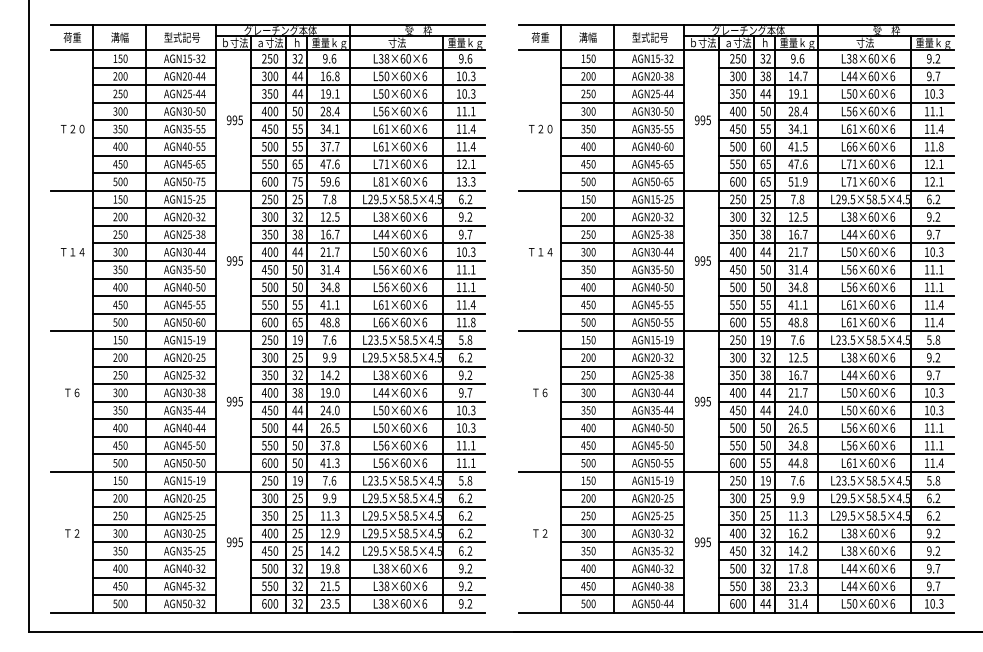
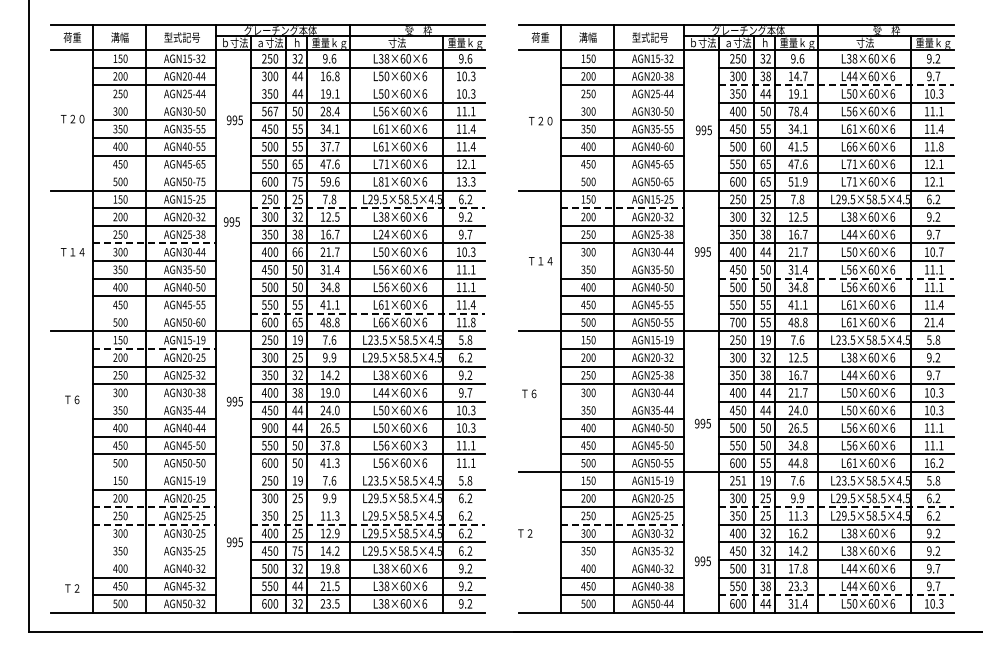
line: present -> none (368, 85)
line: solid -> dashed (836, 85)
line: present -> none (153, 102)
line: present -> none (621, 102)
text: 400 -> 567 (269, 111)
text: 28.4 -> 78.4 (790, 111)
text position: (702, 120) -> (703, 130) (703, 130)
text position: (72, 128) -> (72, 118) (72, 118)
text position: (540, 128) -> (540, 120) (540, 120)
line: present -> none (153, 173)
line: present -> none (621, 173)
line: solid -> dashed (368, 208)
line: solid -> dashed (622, 208)
text: L44×60×6 -> L24×60×6 (380, 234)
line: solid -> dashed (154, 243)
text: 44 -> 66 (297, 251)
text: 10.3 -> 10.7 (941, 251)
text position: (540, 252) -> (540, 261) (540, 261)
text position: (234, 260) -> (231, 221) (231, 221)
text position: (702, 260) -> (702, 251) (702, 251)
line: present -> none (621, 261)
line: solid -> dashed (836, 278)
line: present -> none (153, 313)
line: solid -> dashed (368, 313)
text: 600 -> 700 (732, 322)
text: 11.4 -> 21.4 (926, 322)
line: solid -> dashed (154, 348)
text position: (72, 392) -> (72, 399) (72, 399)
text position: (540, 392) -> (529, 393) (529, 393)
line: present -> none (153, 401)
line: present -> none (621, 401)
text position: (702, 401) -> (702, 423) (702, 423)
text: 500 -> 900 (264, 427)
text: L56×60×6 -> L56×60×3 (424, 445)
text: 11.4 -> 16.2 (936, 462)
line: present -> none (267, 472)
text: 250 -> 251 (743, 480)
line: solid -> dashed (154, 507)
line: present -> none (368, 507)
line: solid -> dashed (836, 507)
line: solid -> dashed (154, 524)
line: solid -> dashed (368, 524)
line: solid -> dashed (622, 524)
text position: (72, 533) -> (72, 588) (72, 588)
text position: (540, 533) -> (525, 533) (525, 533)
line: present -> none (153, 542)
text position: (702, 542) -> (702, 561) (702, 561)
text: 25 -> 75 (294, 550)
line: present -> none (153, 559)
line: present -> none (621, 559)
text: 32 -> 31 (768, 568)
text: 32 -> 44 (297, 586)
line: solid -> dashed (836, 595)
